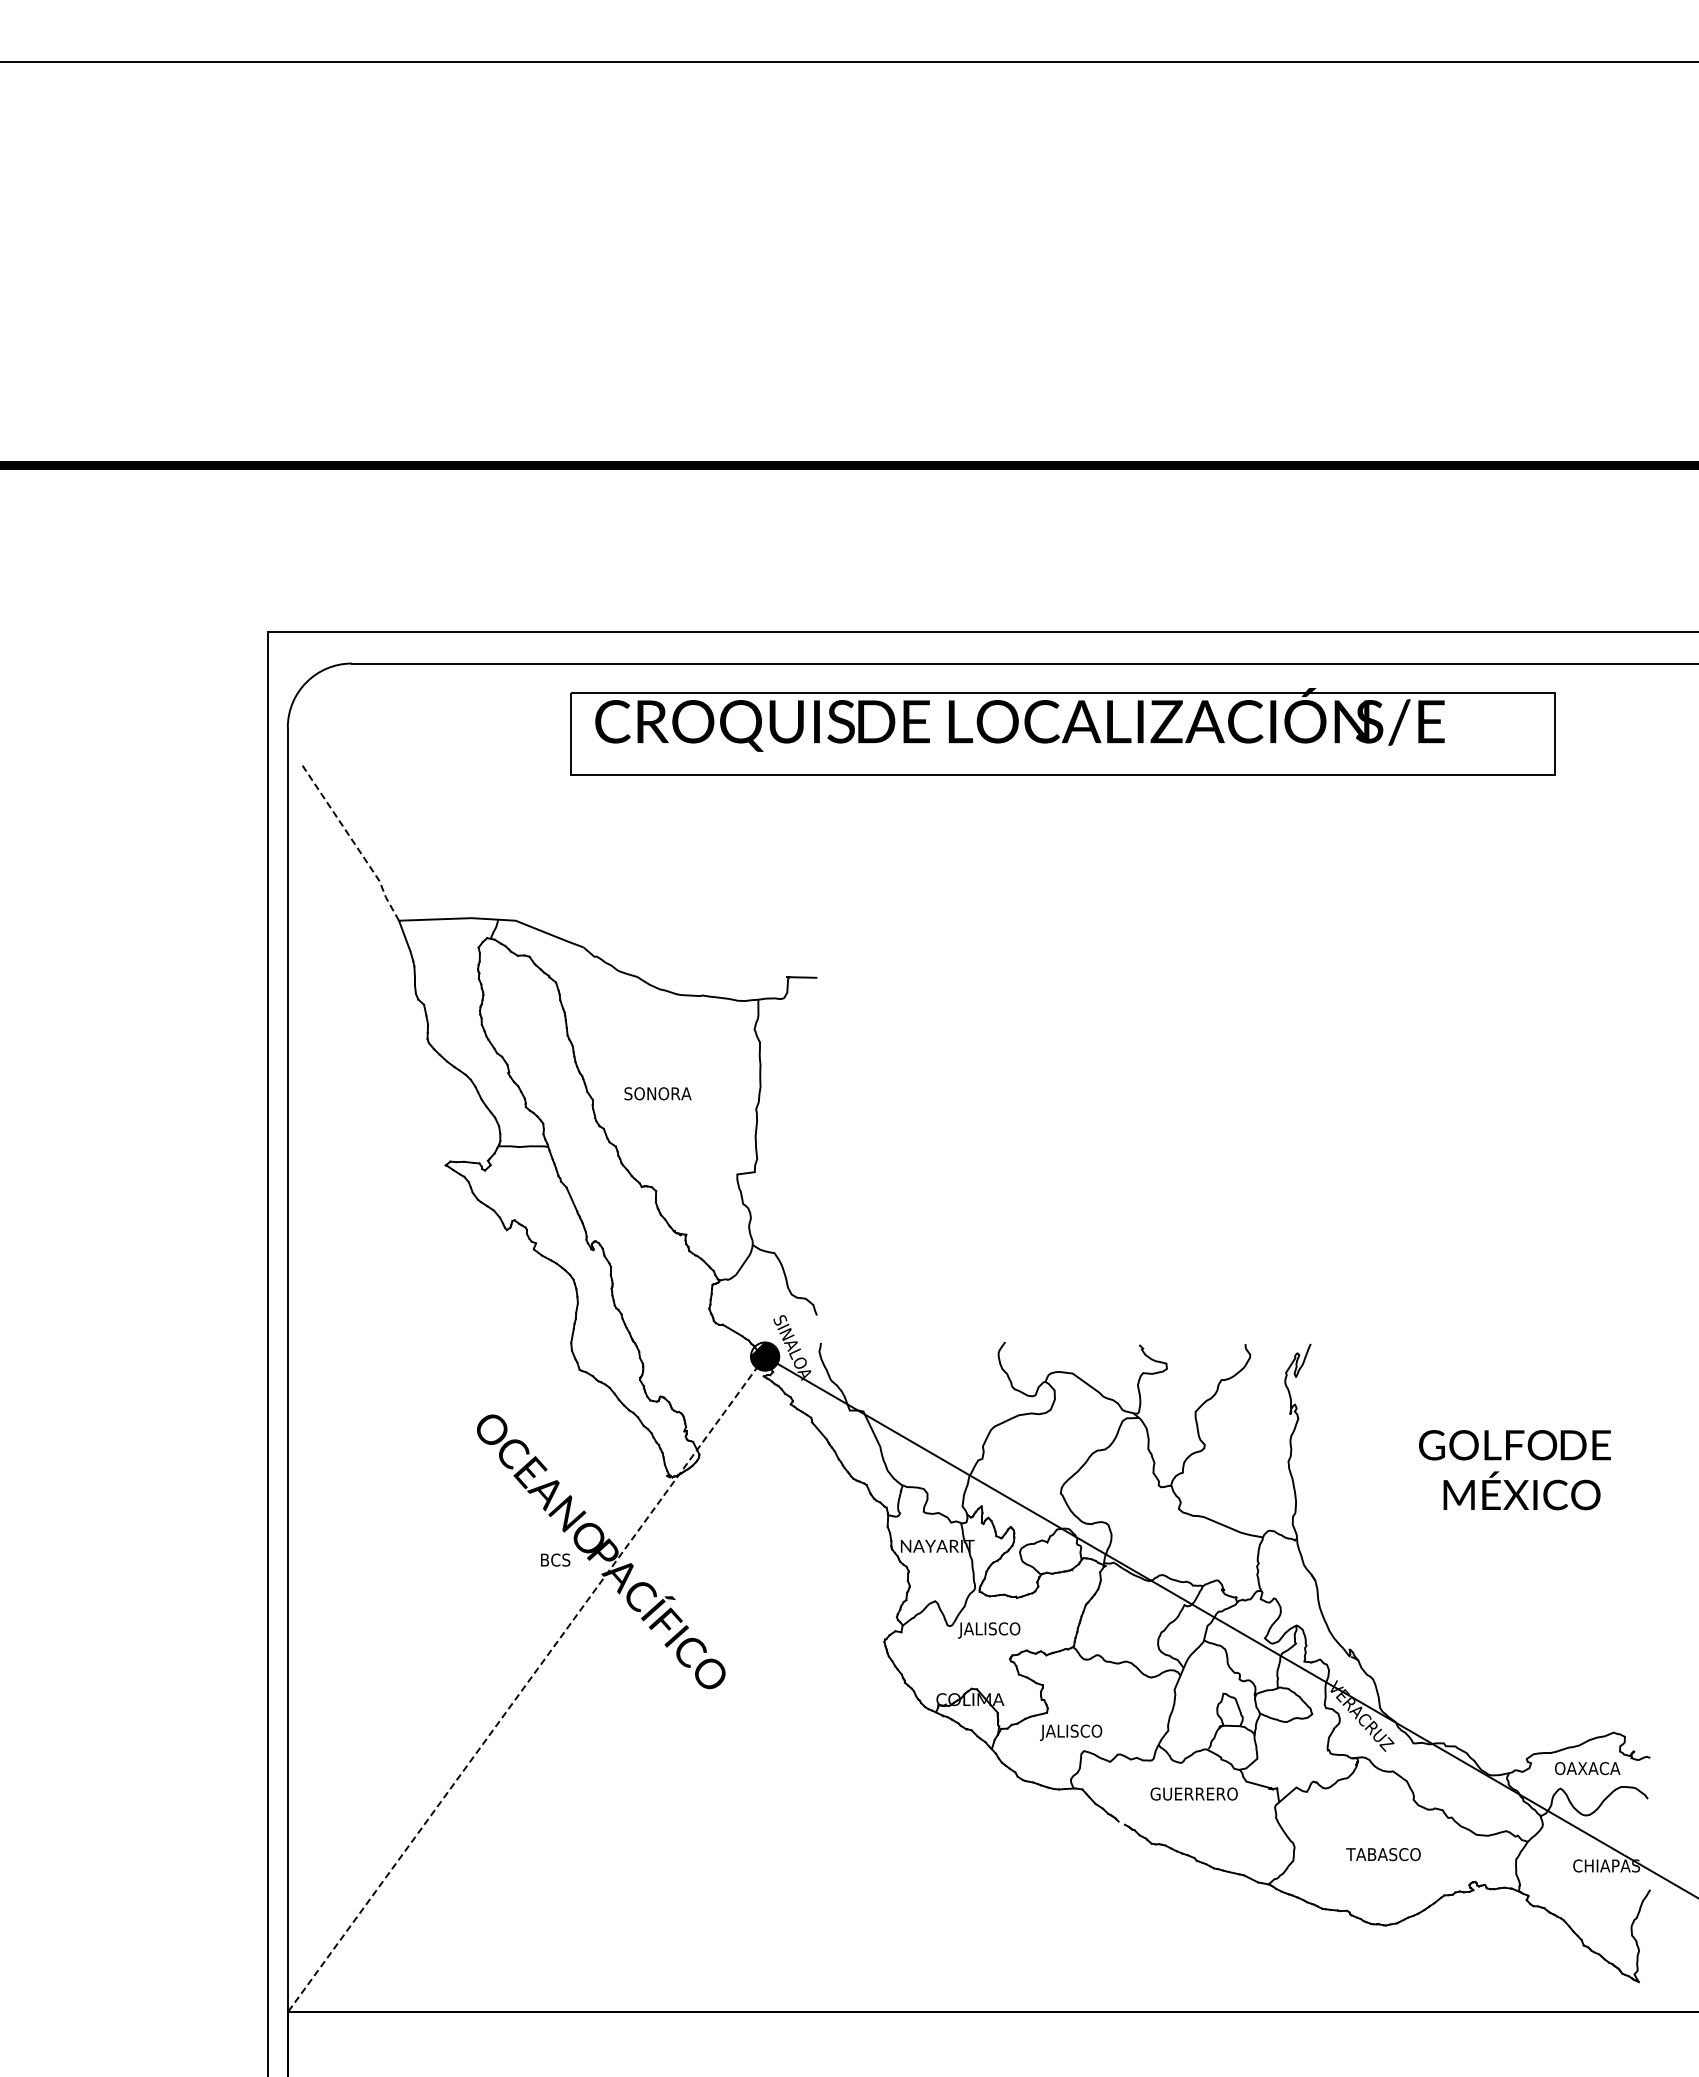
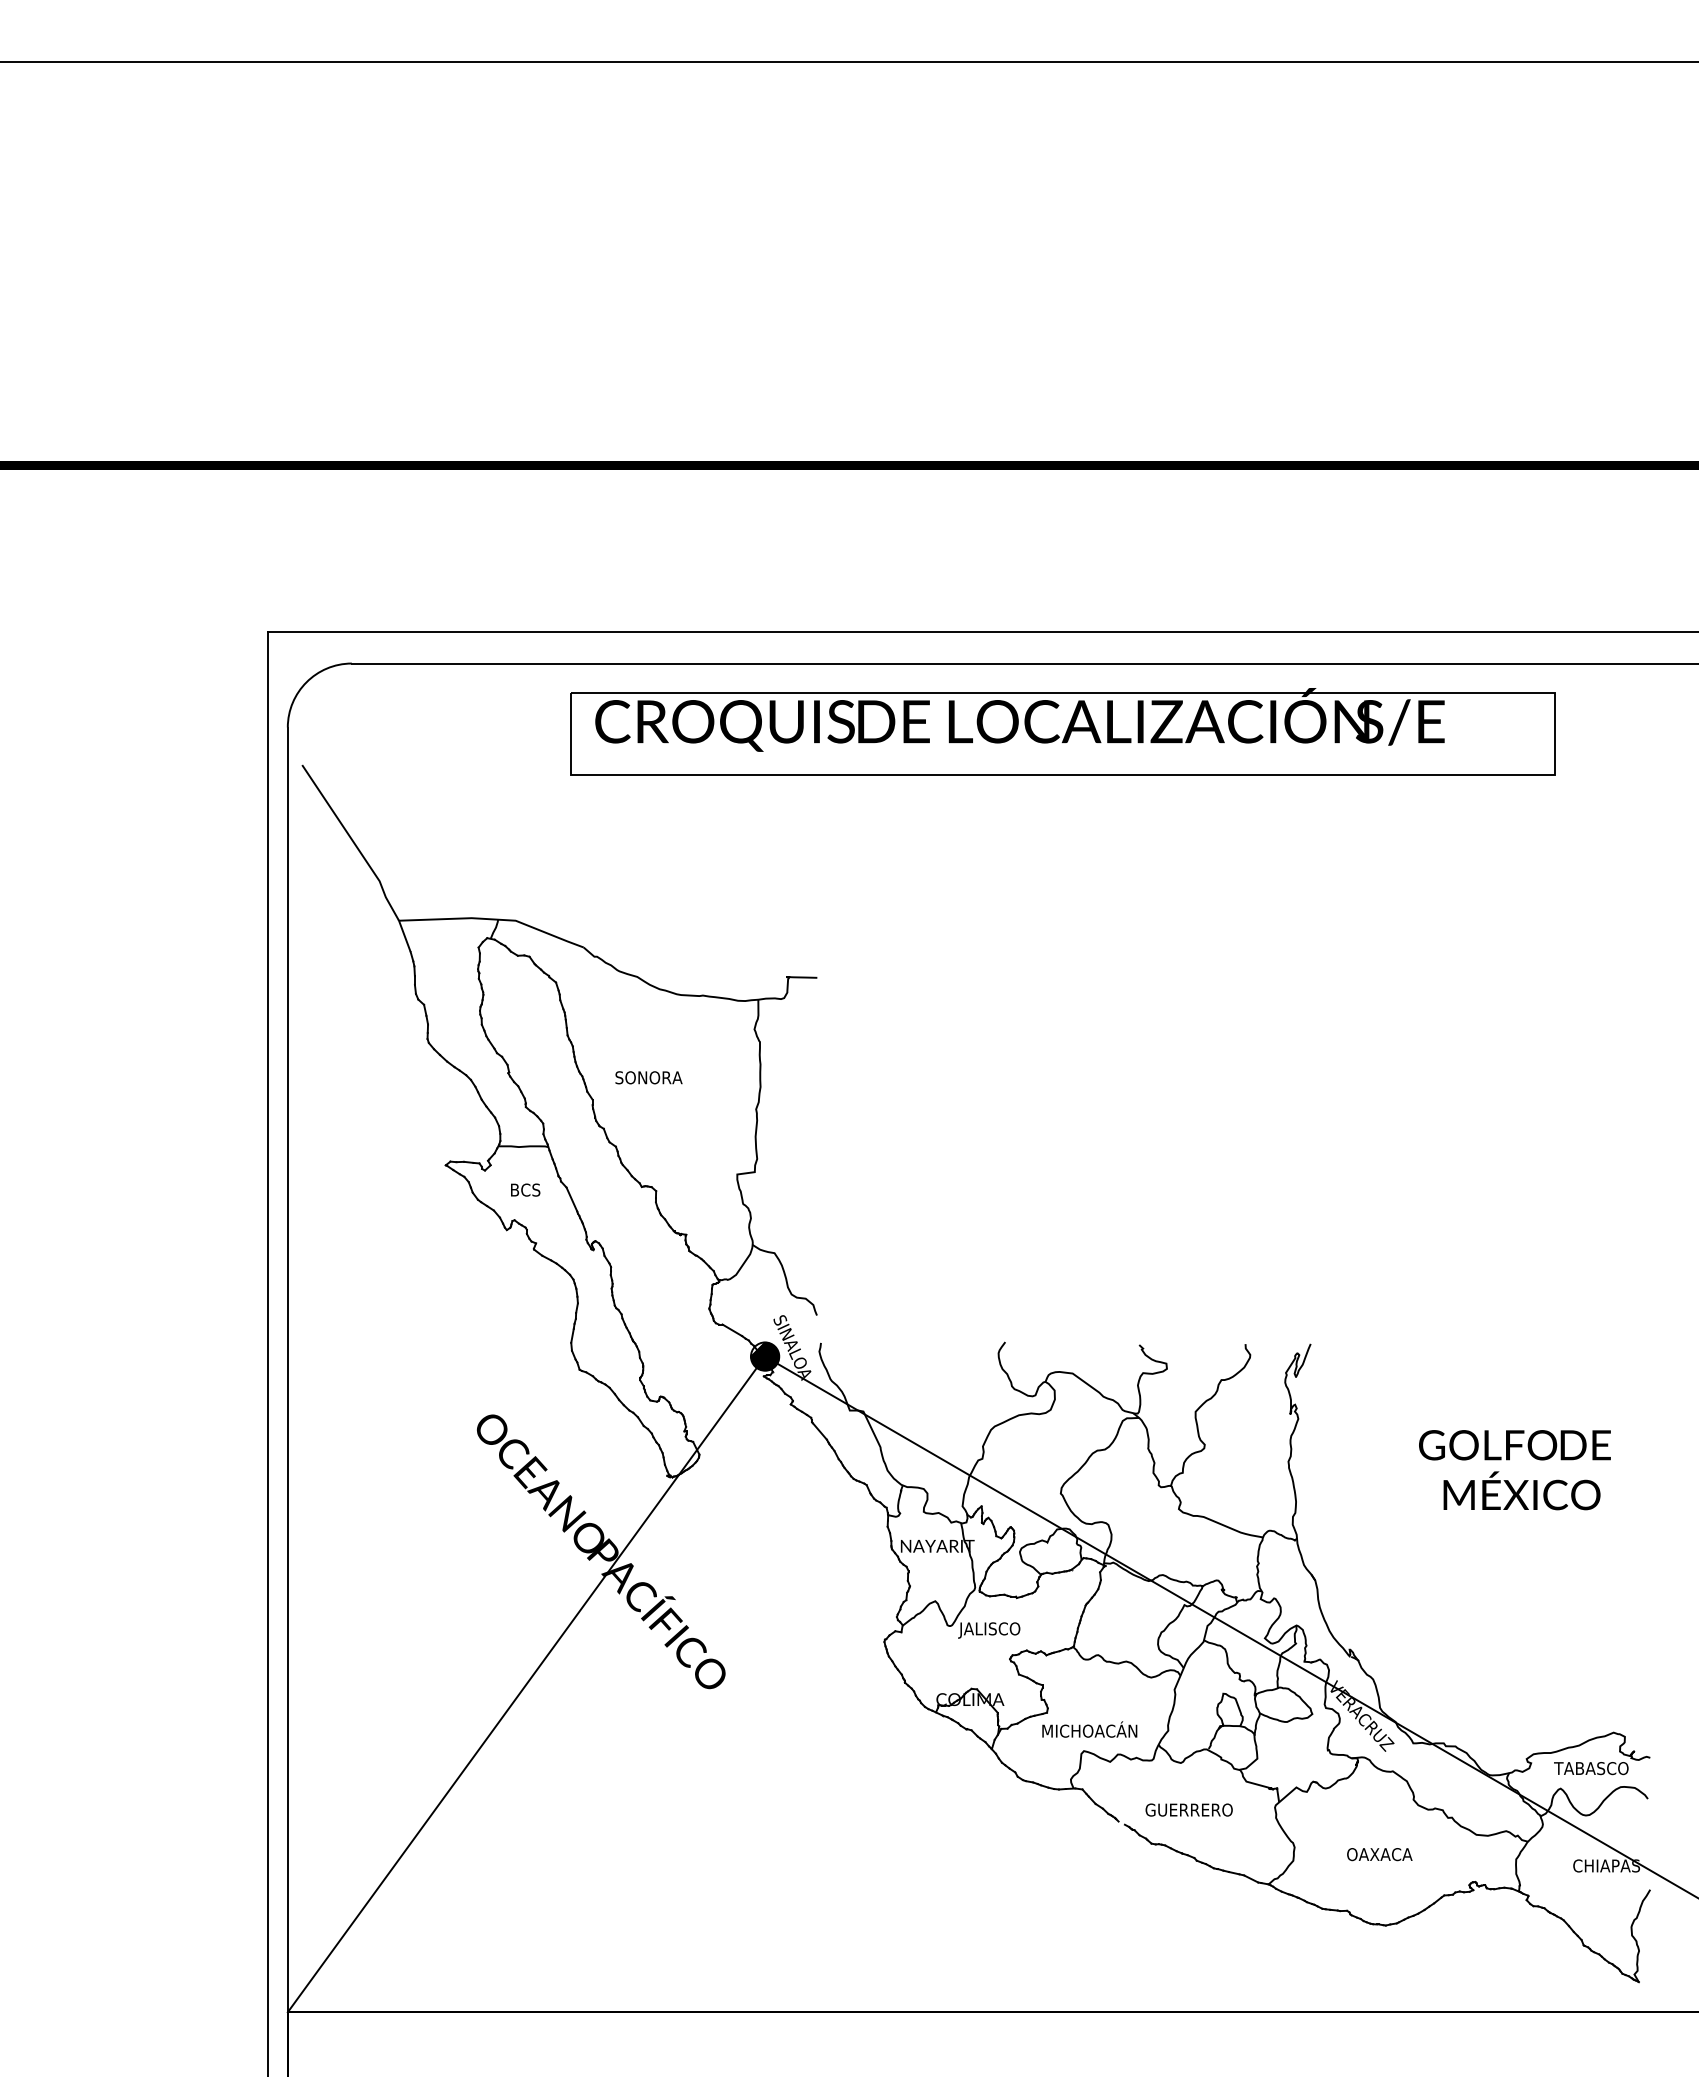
line: dashed -> solid (353, 842)
text position: (657, 1093) -> (648, 1077) (648, 1077)
text position: (555, 1559) -> (525, 1189) (525, 1189)
line: dashed -> solid (526, 1684)
text: JALISCO -> MICHOACÁN (1088, 1731)
text: OAXACA -> TABASCO (1591, 1768)
text position: (1193, 1793) -> (1188, 1809) (1188, 1809)
text: TABASCO -> OAXACA (1383, 1854)
